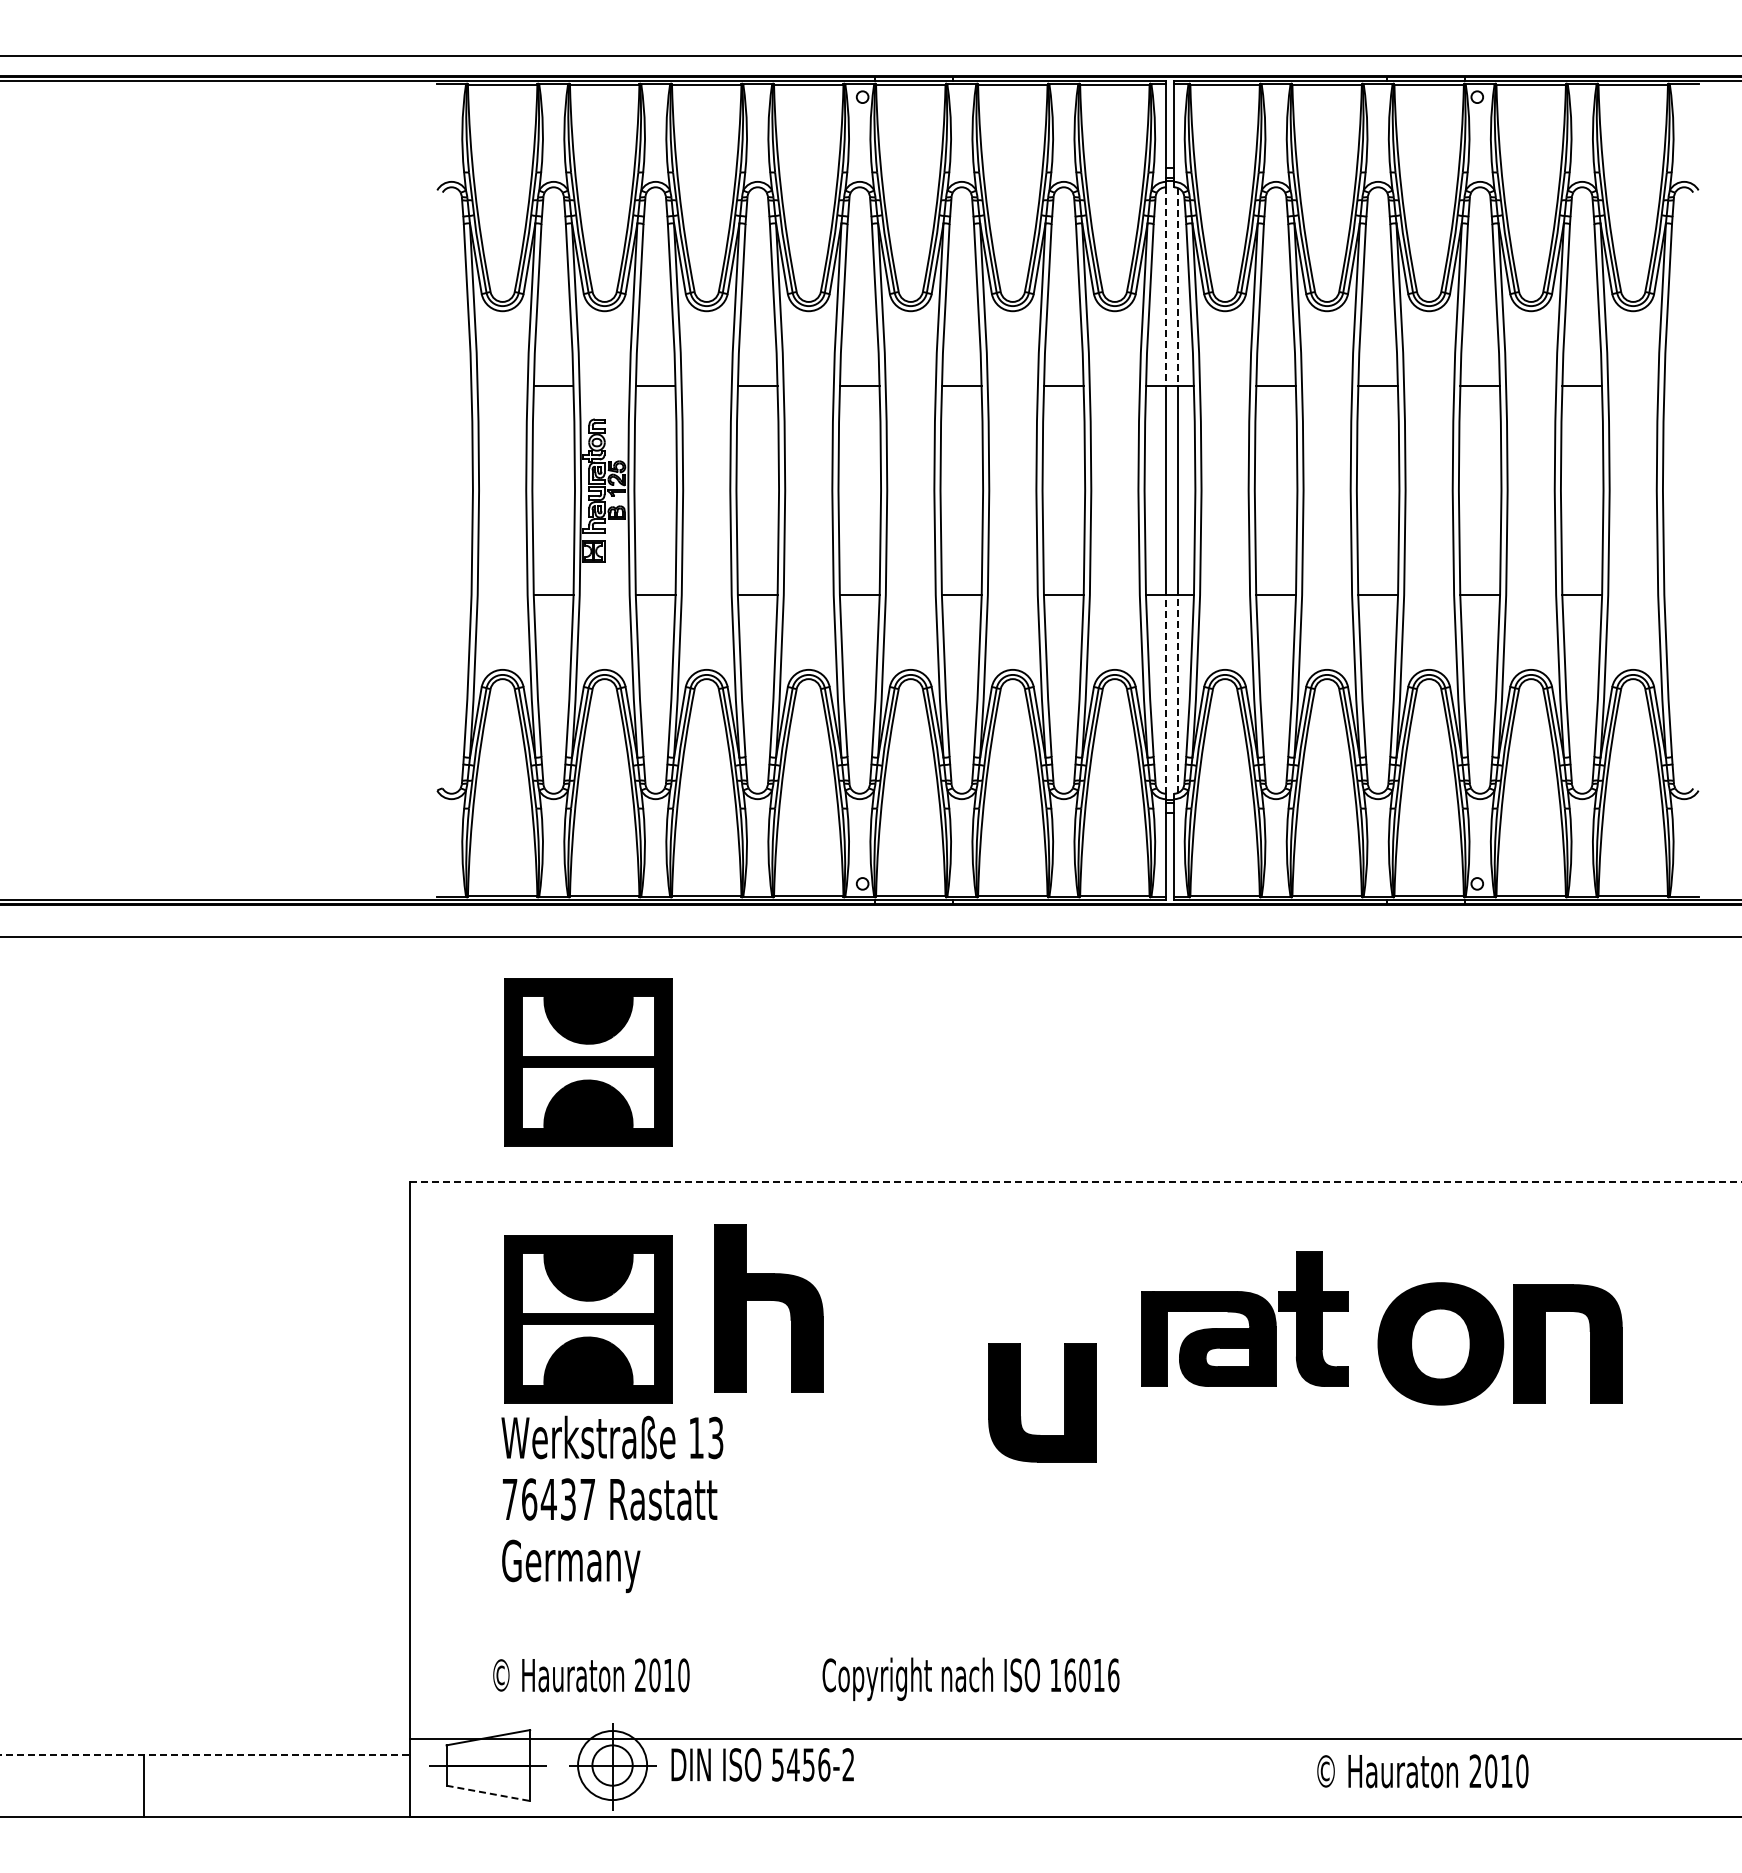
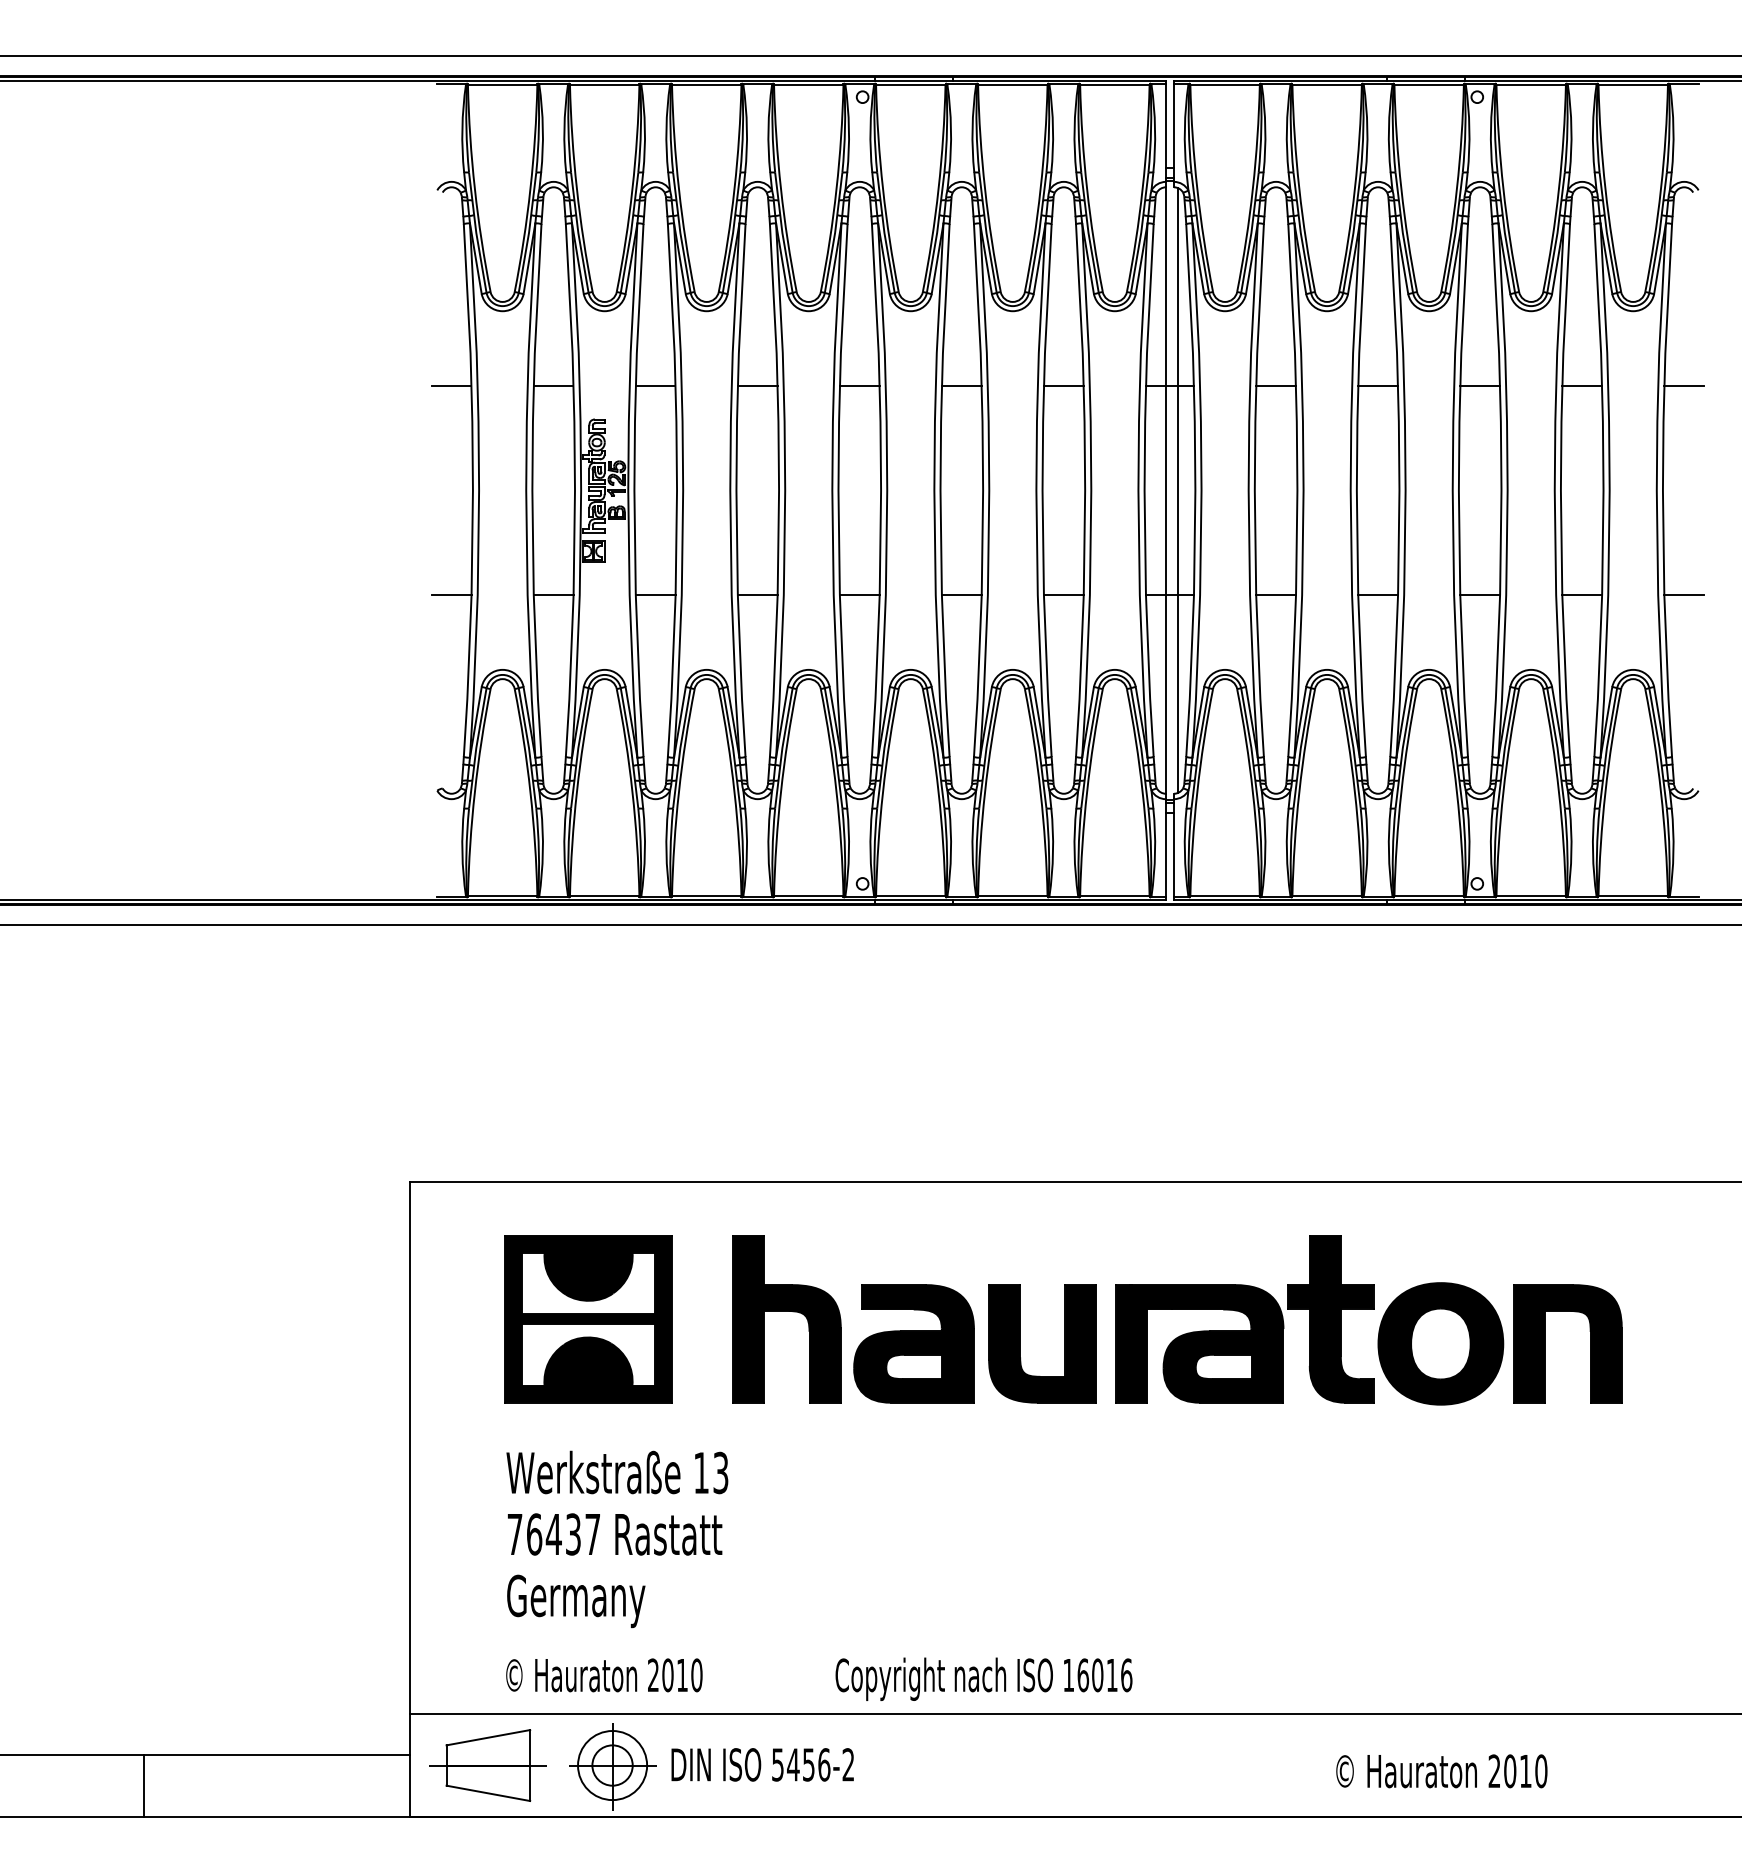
line: dashed -> solid (1165, 286)
line: dashed -> solid (1178, 287)
line: none -> present (451, 386)
line: none -> present (1684, 386)
line: none -> present (451, 594)
line: none -> present (1684, 594)
line: dashed -> solid (1178, 693)
line: dashed -> solid (1165, 694)
line position: (870, 936) -> (870, 924) (870, 924)
part: present -> none (588, 1062)
line: dashed -> solid (1076, 1181)
part position: (768, 1300) -> (786, 1311) (786, 1311)
part size: 208x136 px -> 260x169 px (1244, 1319)
part: none -> present (913, 1343)
part position: (1020, 1402) -> (1020, 1343) (1020, 1343)
text position: (612, 1504) -> (617, 1539) (617, 1539)
text position: (806, 1678) -> (819, 1678) (819, 1678)
line position: (1074, 1739) -> (1074, 1714) (1074, 1714)
line: dashed -> solid (205, 1755)
text position: (1422, 1771) -> (1441, 1771) (1441, 1771)
line: dashed -> solid (488, 1793)
